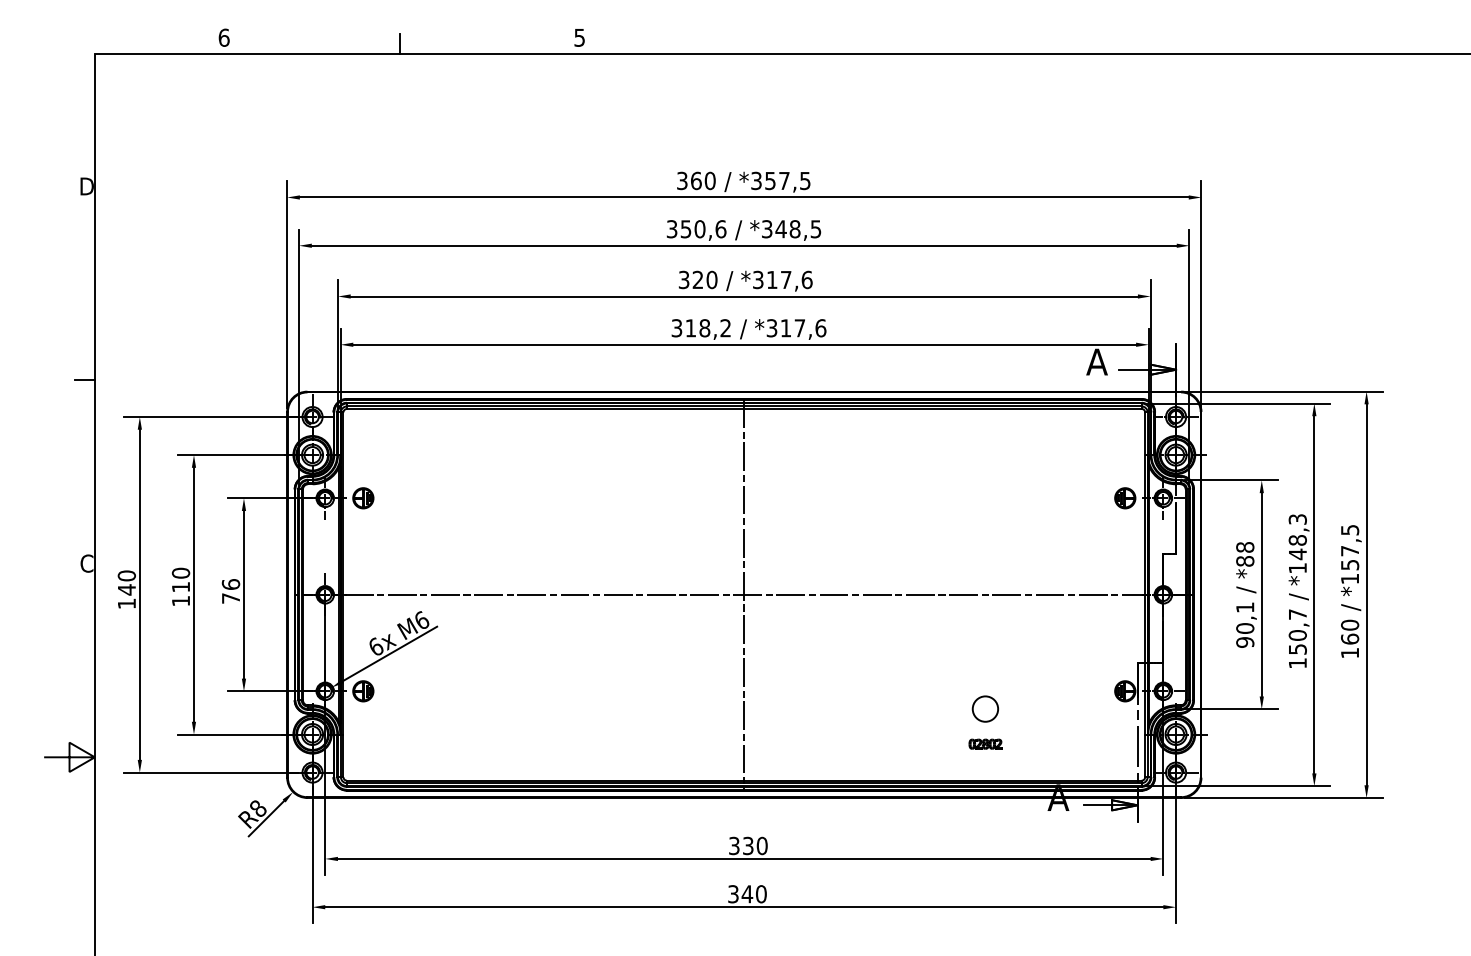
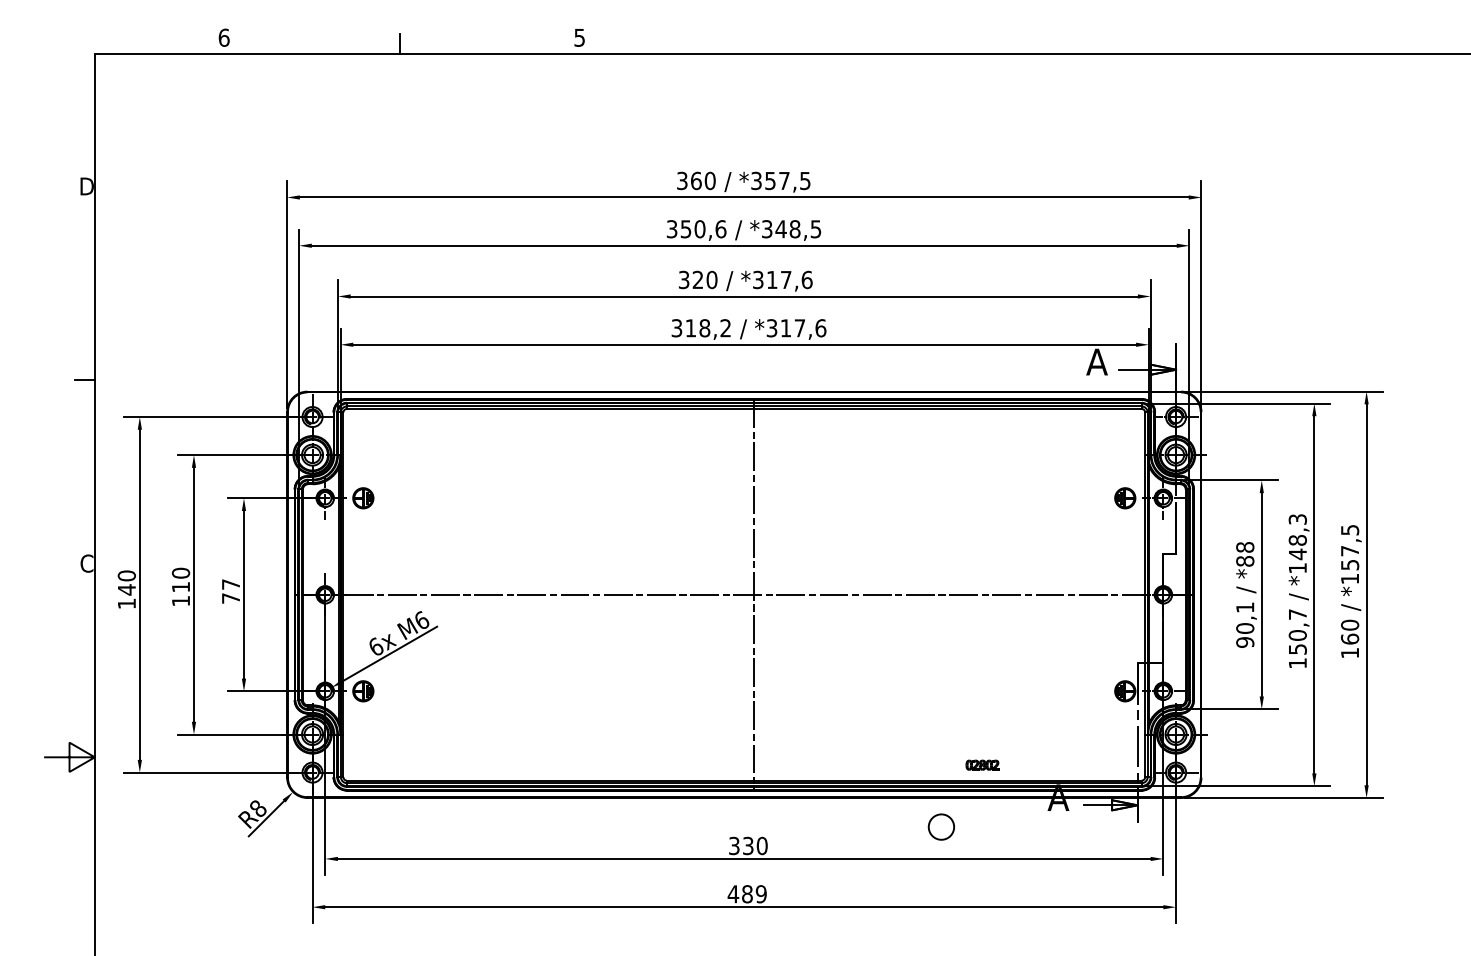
text: 76 -> 77 (230, 584)
line position: (744, 594) -> (754, 594) (754, 594)
circle position: (984, 708) -> (940, 826) (940, 826)
part position: (985, 743) -> (982, 764) (982, 764)
text: 340 -> 489 (746, 894)
